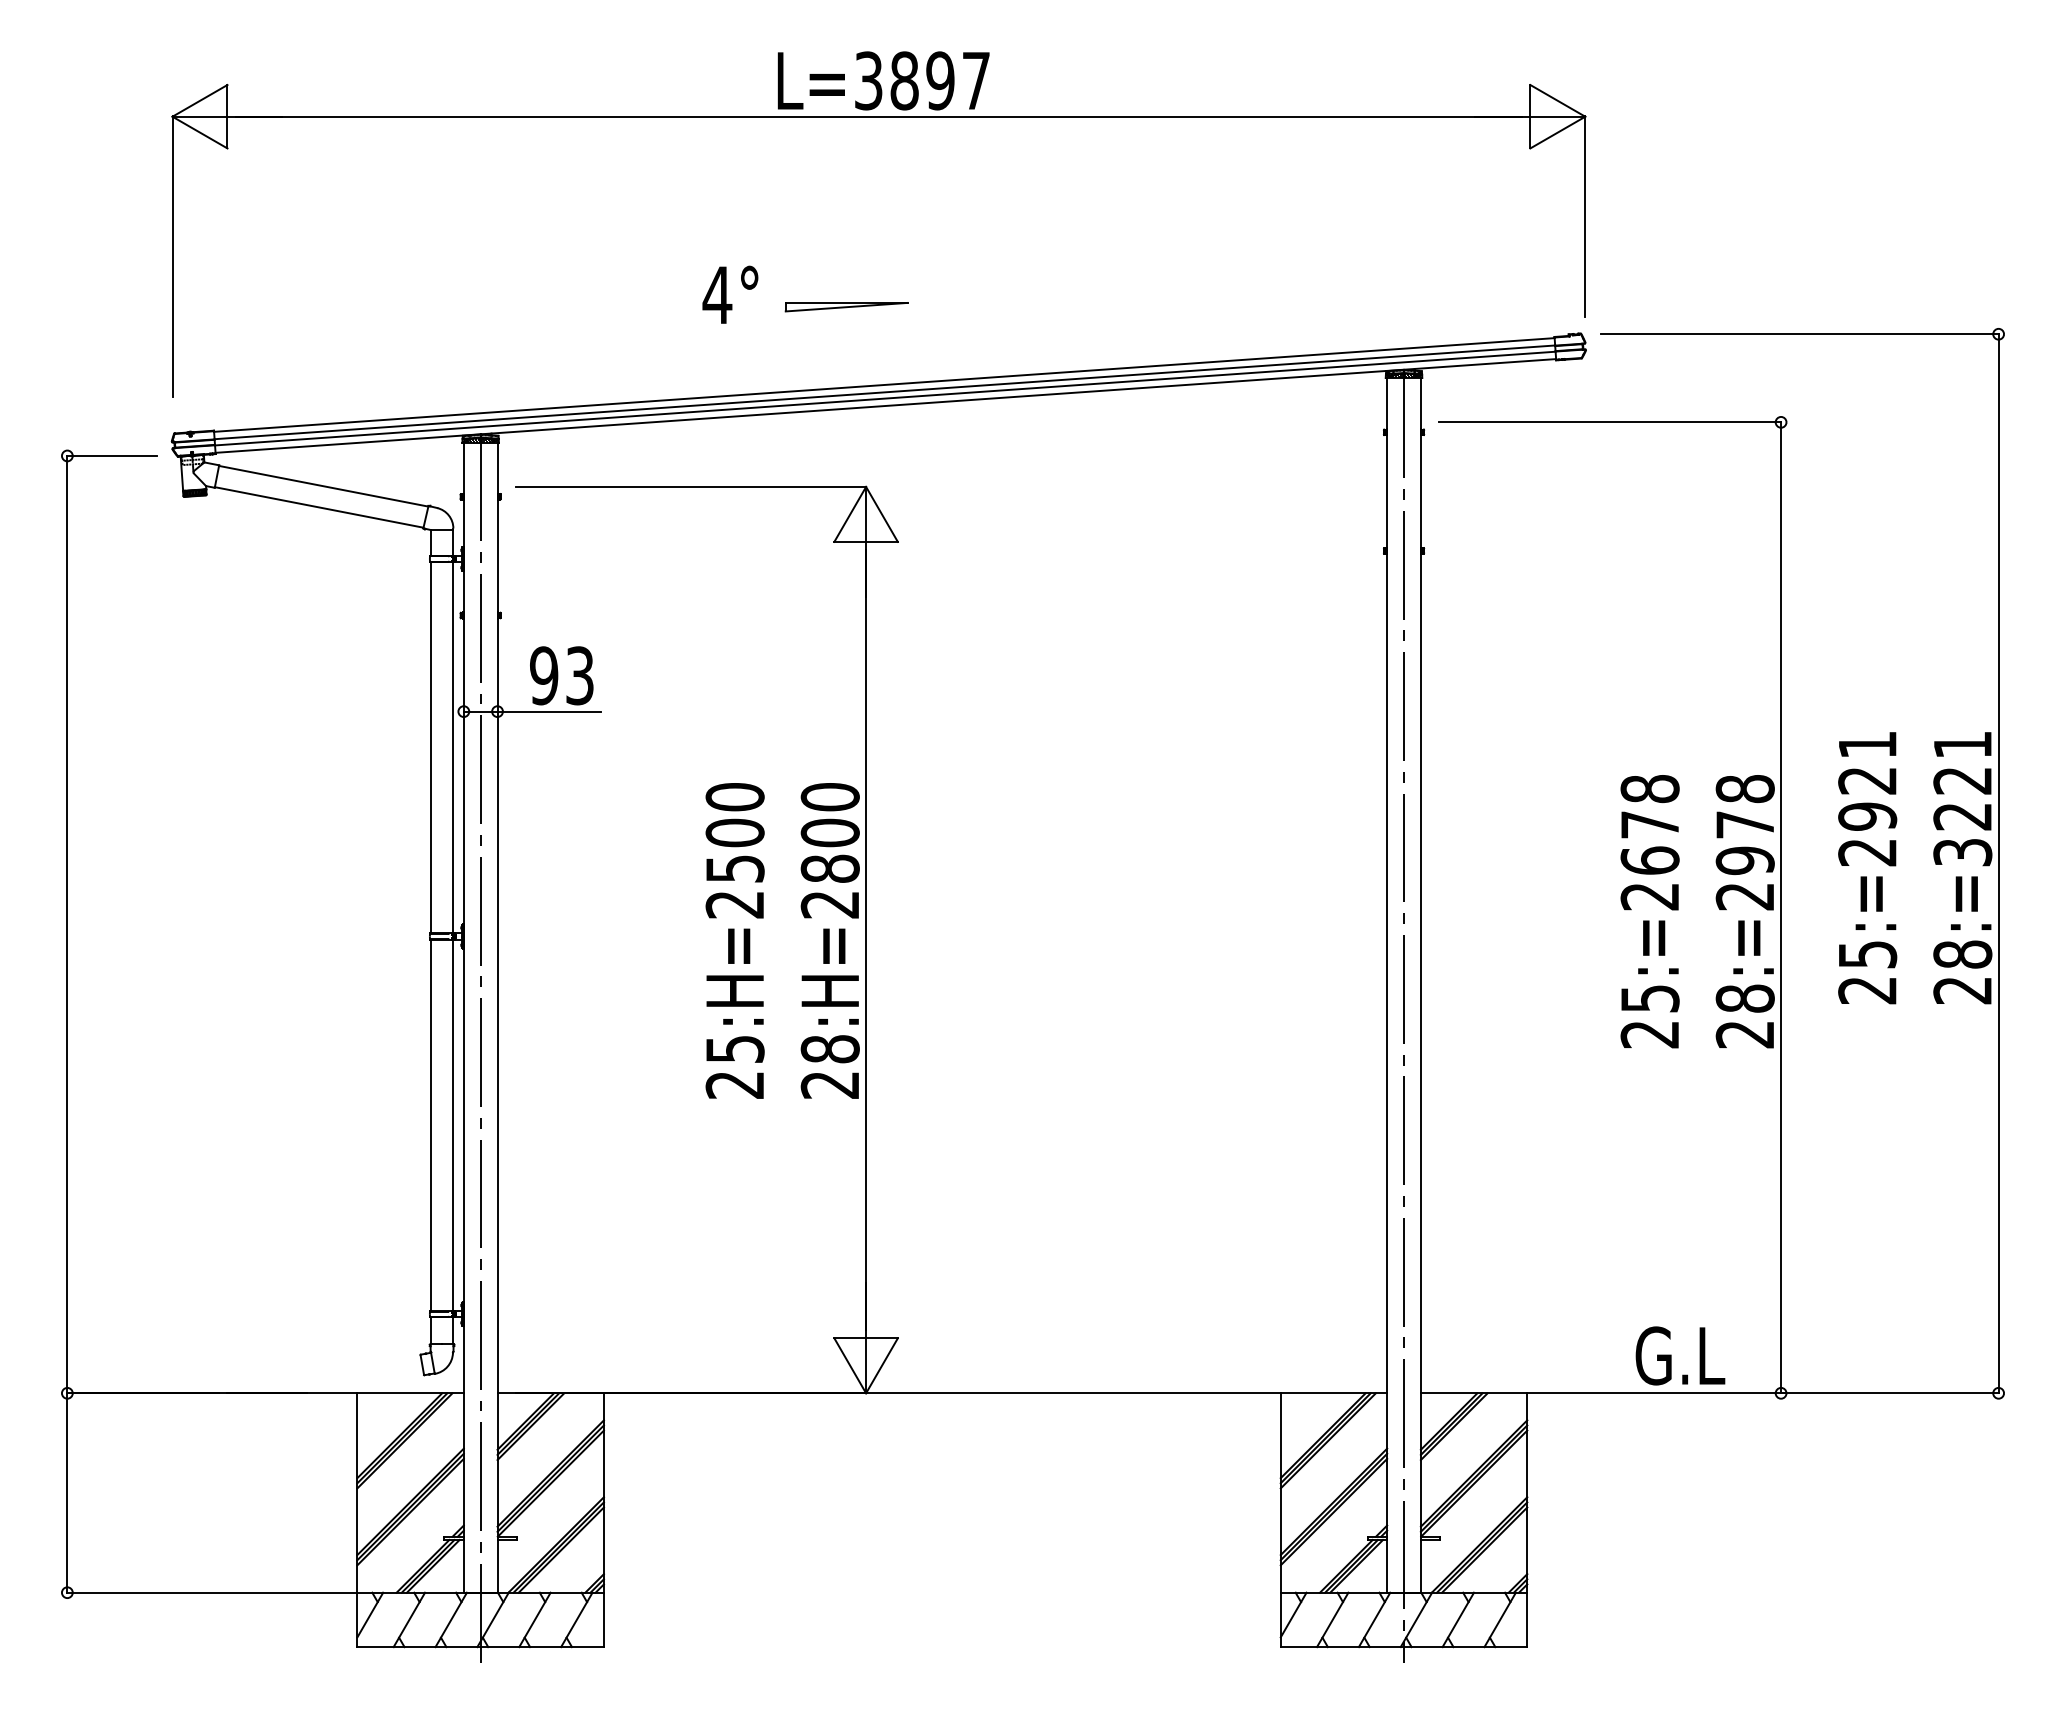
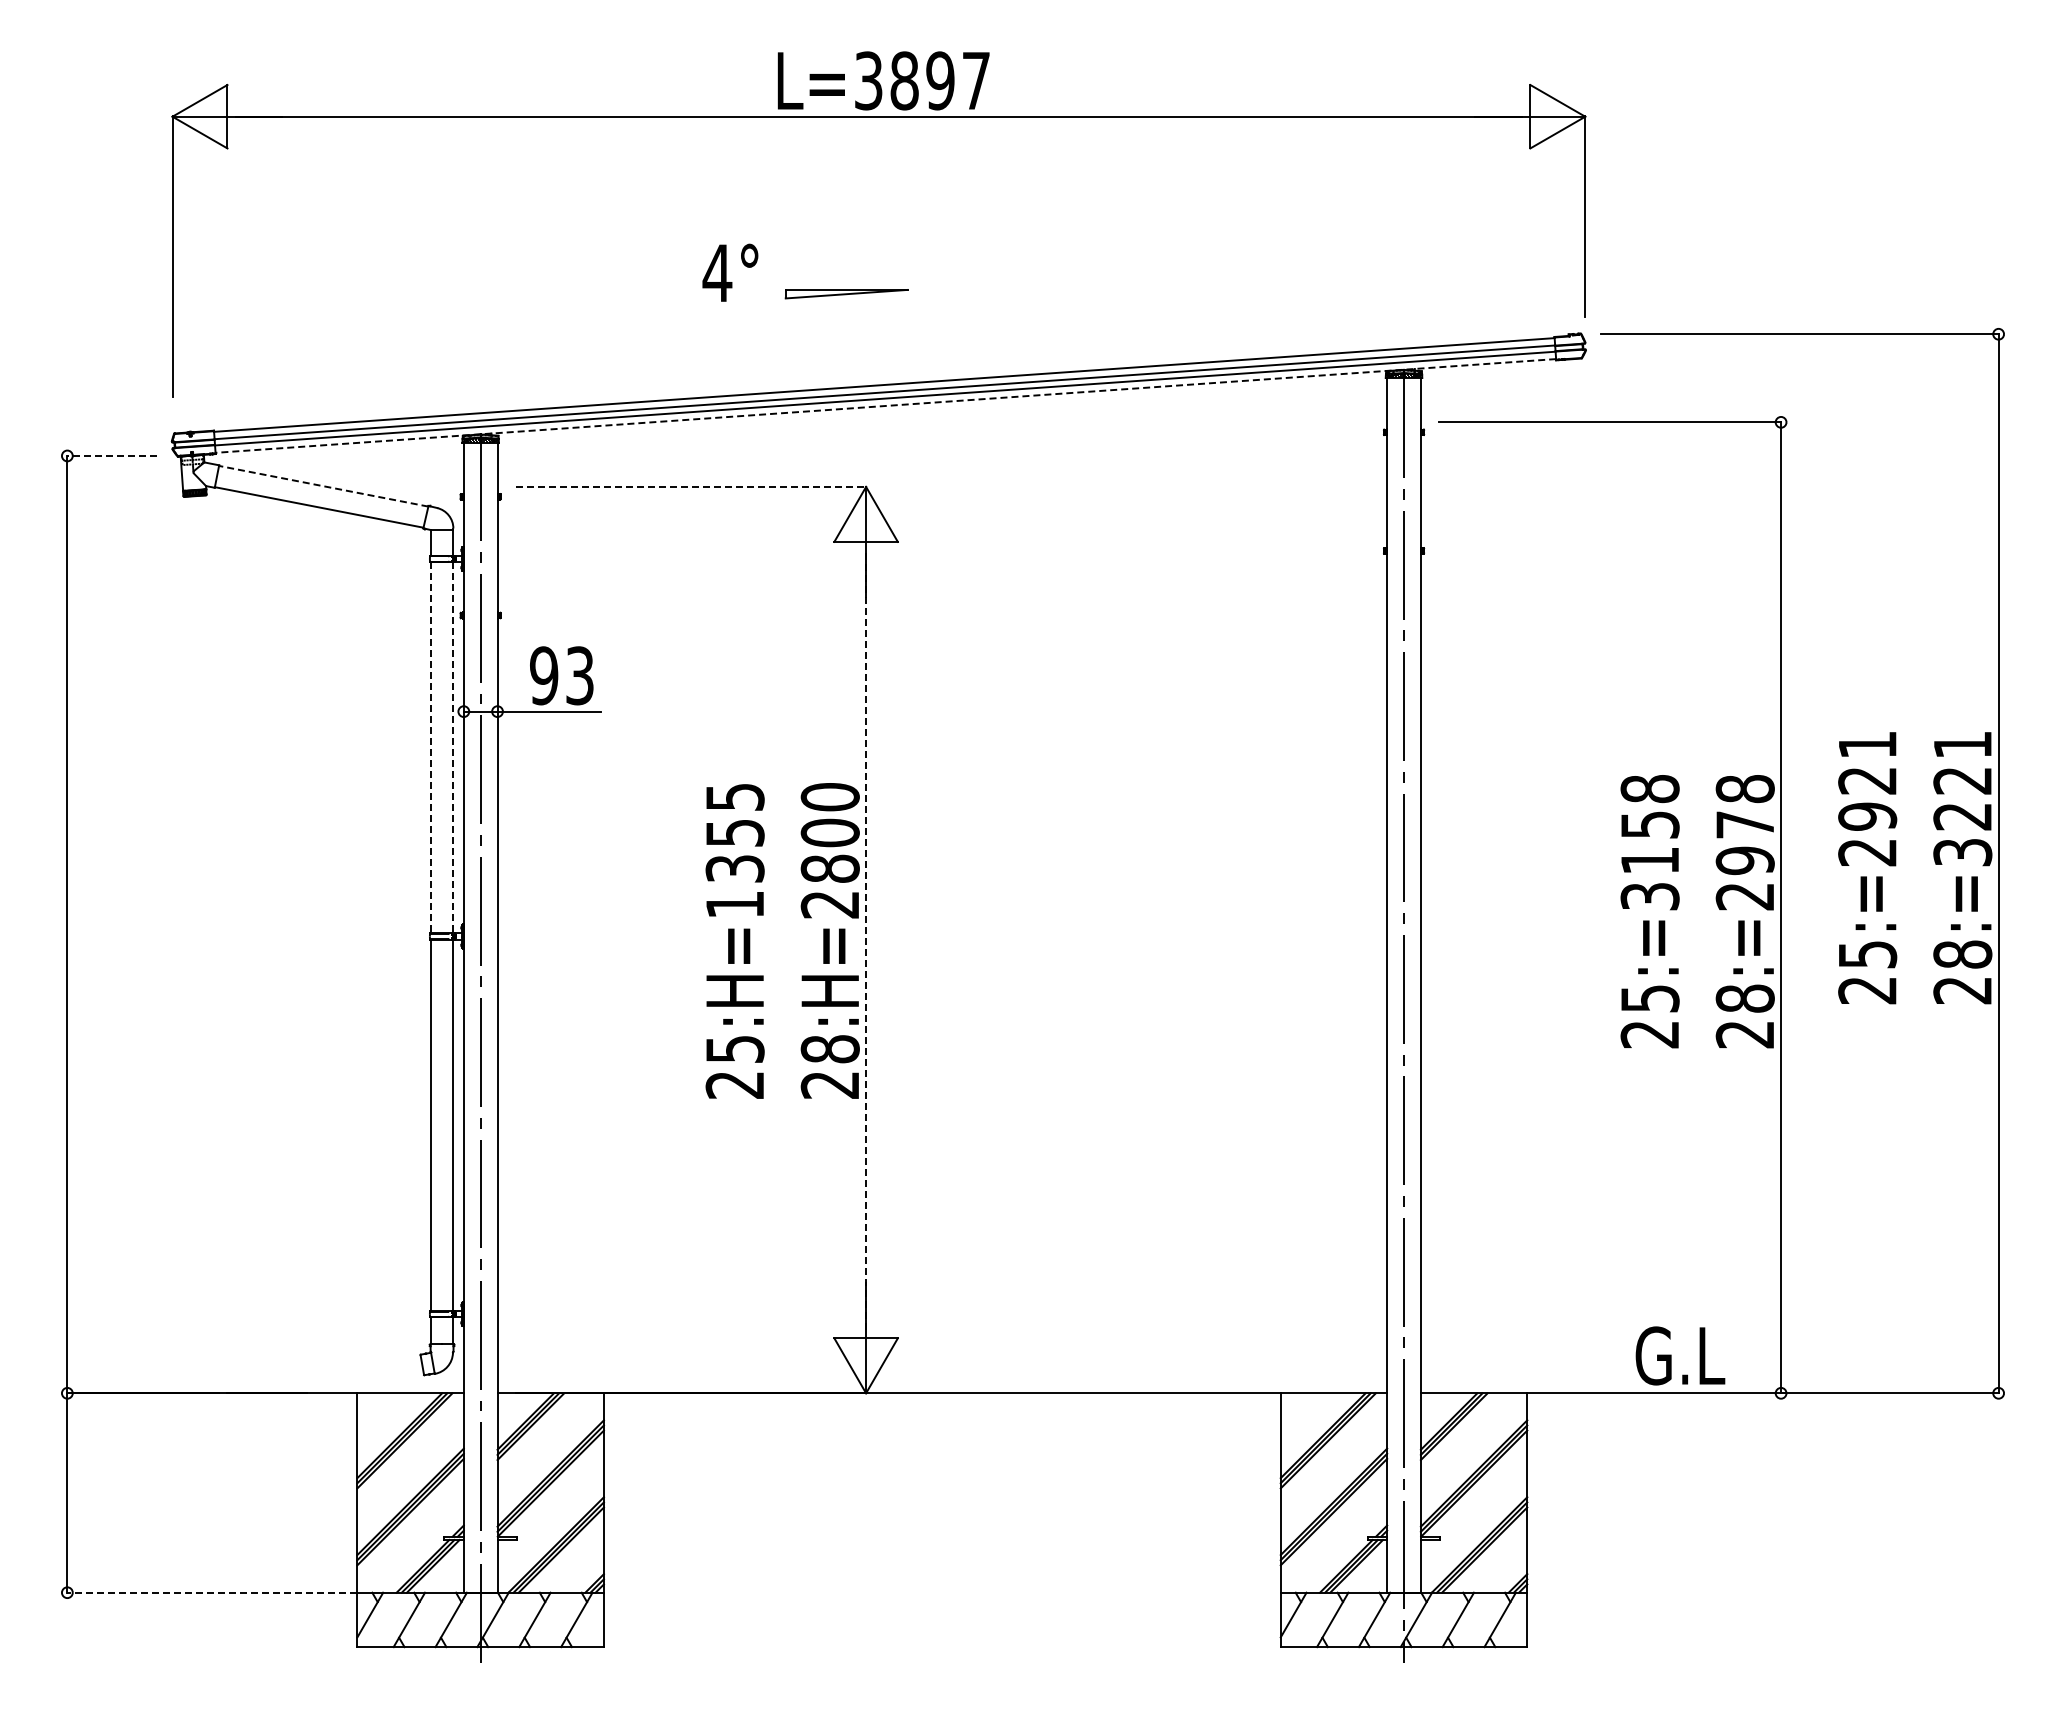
text position: (730, 294) -> (730, 272) (730, 272)
part position: (846, 307) -> (846, 294) (846, 294)
line: solid -> dashed (885, 405)
line: solid -> dashed (111, 455)
line: solid -> dashed (323, 486)
line: solid -> dashed (691, 486)
line: solid -> dashed (431, 747)
line: solid -> dashed (452, 747)
text: 25:H=2500 -> 25:H=1355 (734, 850)
text: 25:=2678 -> 25:=3158 (1649, 860)
line: solid -> dashed (866, 940)
line: solid -> dashed (211, 1592)
